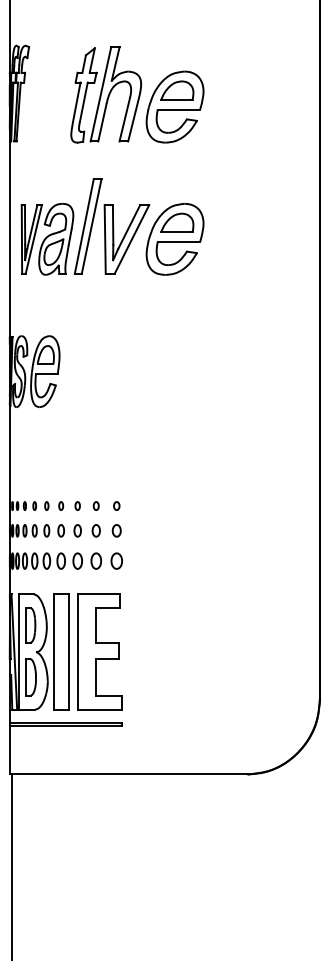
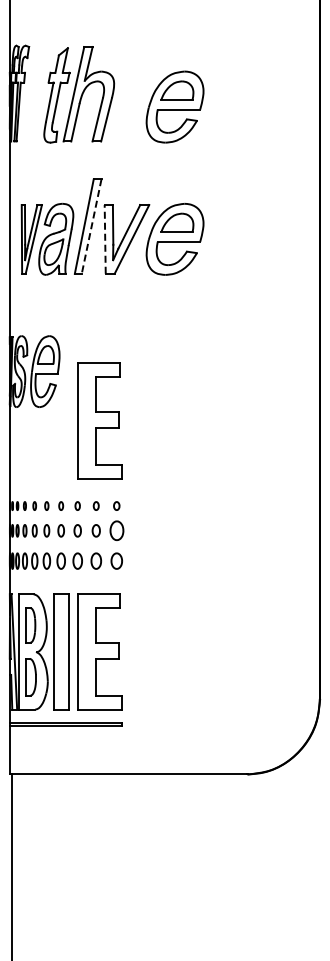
part position: (106, 94) -> (79, 94) (79, 94)
line: solid -> dashed (91, 227)
line: solid -> dashed (105, 238)
part: none -> present (99, 420)
part size: 11x14 px -> 16x21 px (116, 530)
